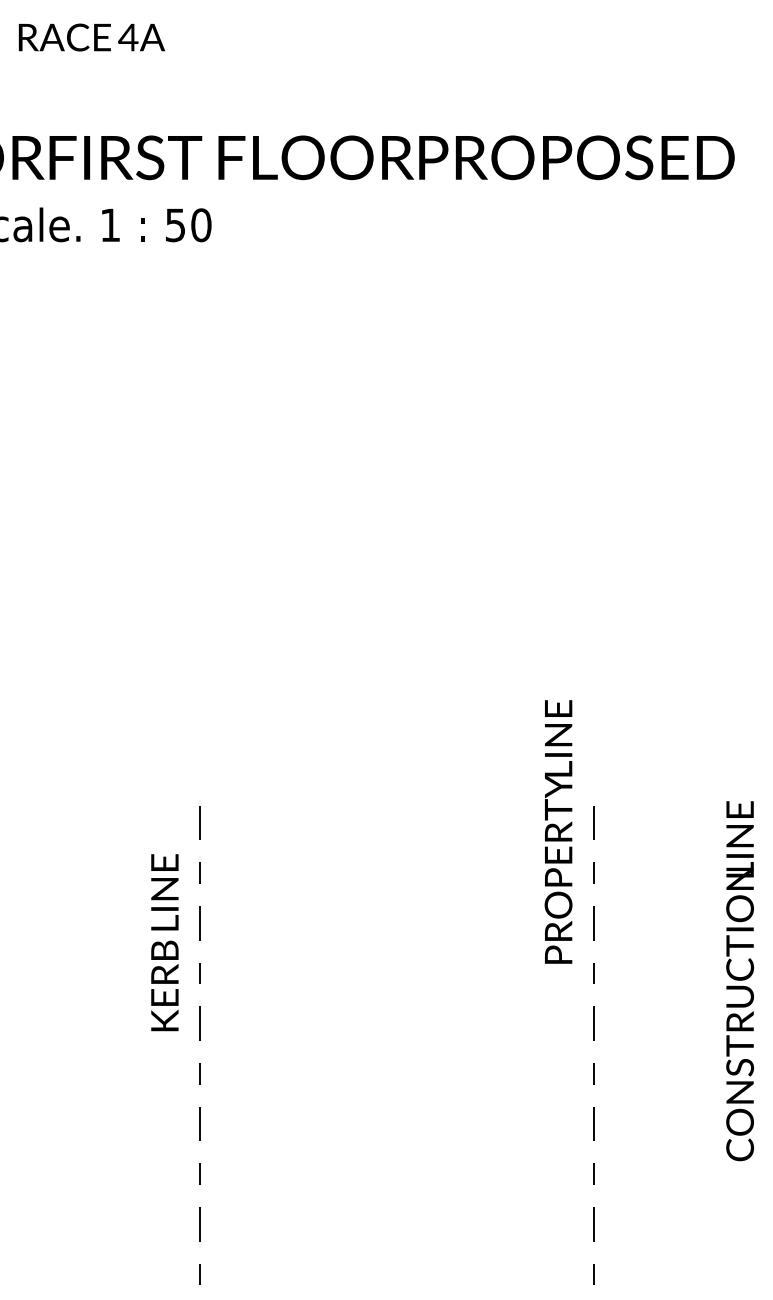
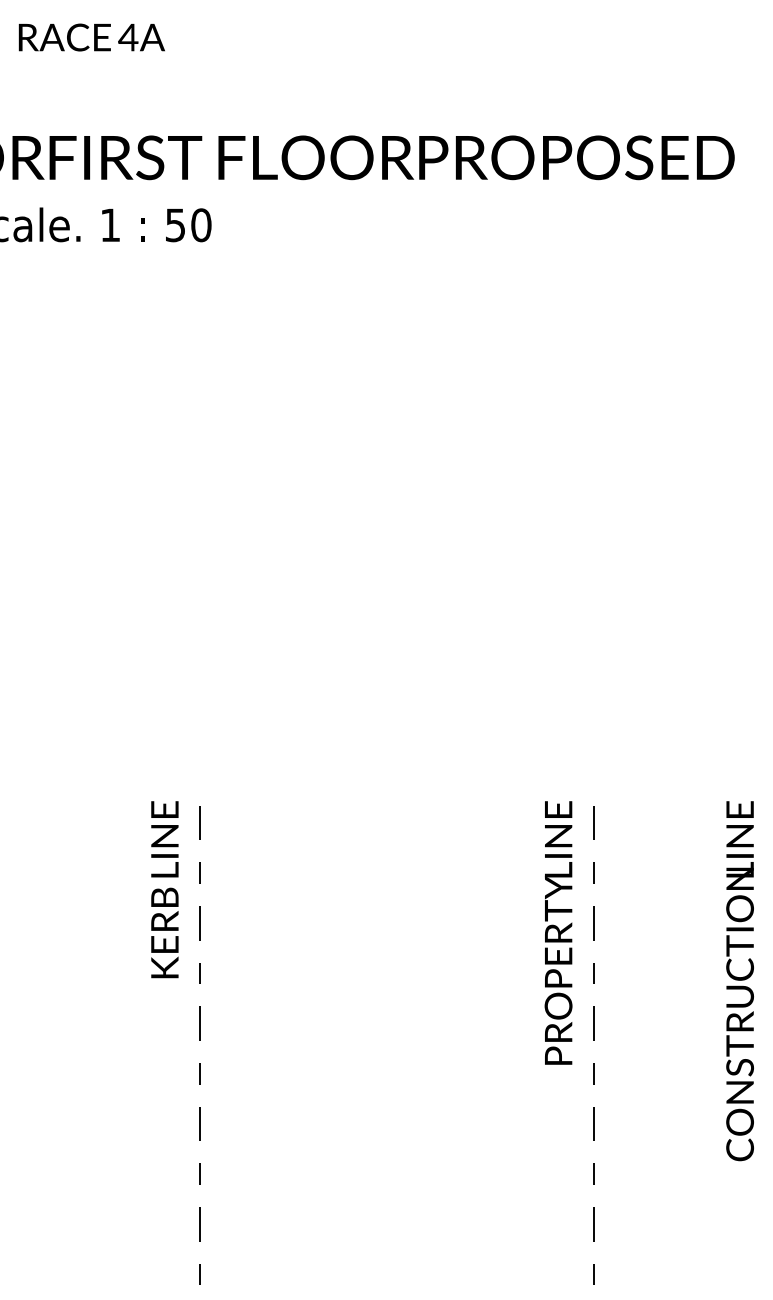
text position: (558, 831) -> (558, 932) (558, 932)
text position: (164, 942) -> (164, 889) (164, 889)
